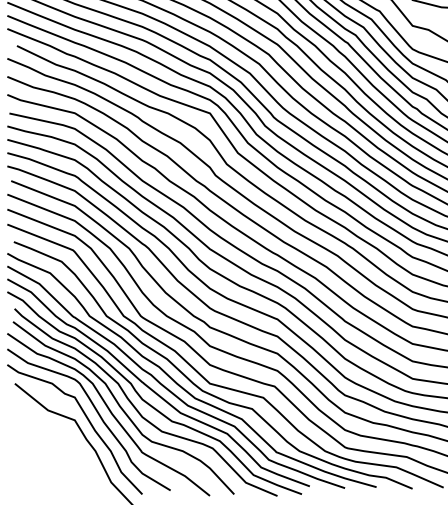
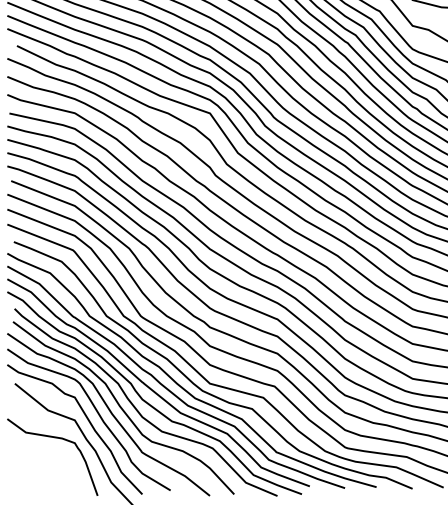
curve: none -> present (54, 438)
